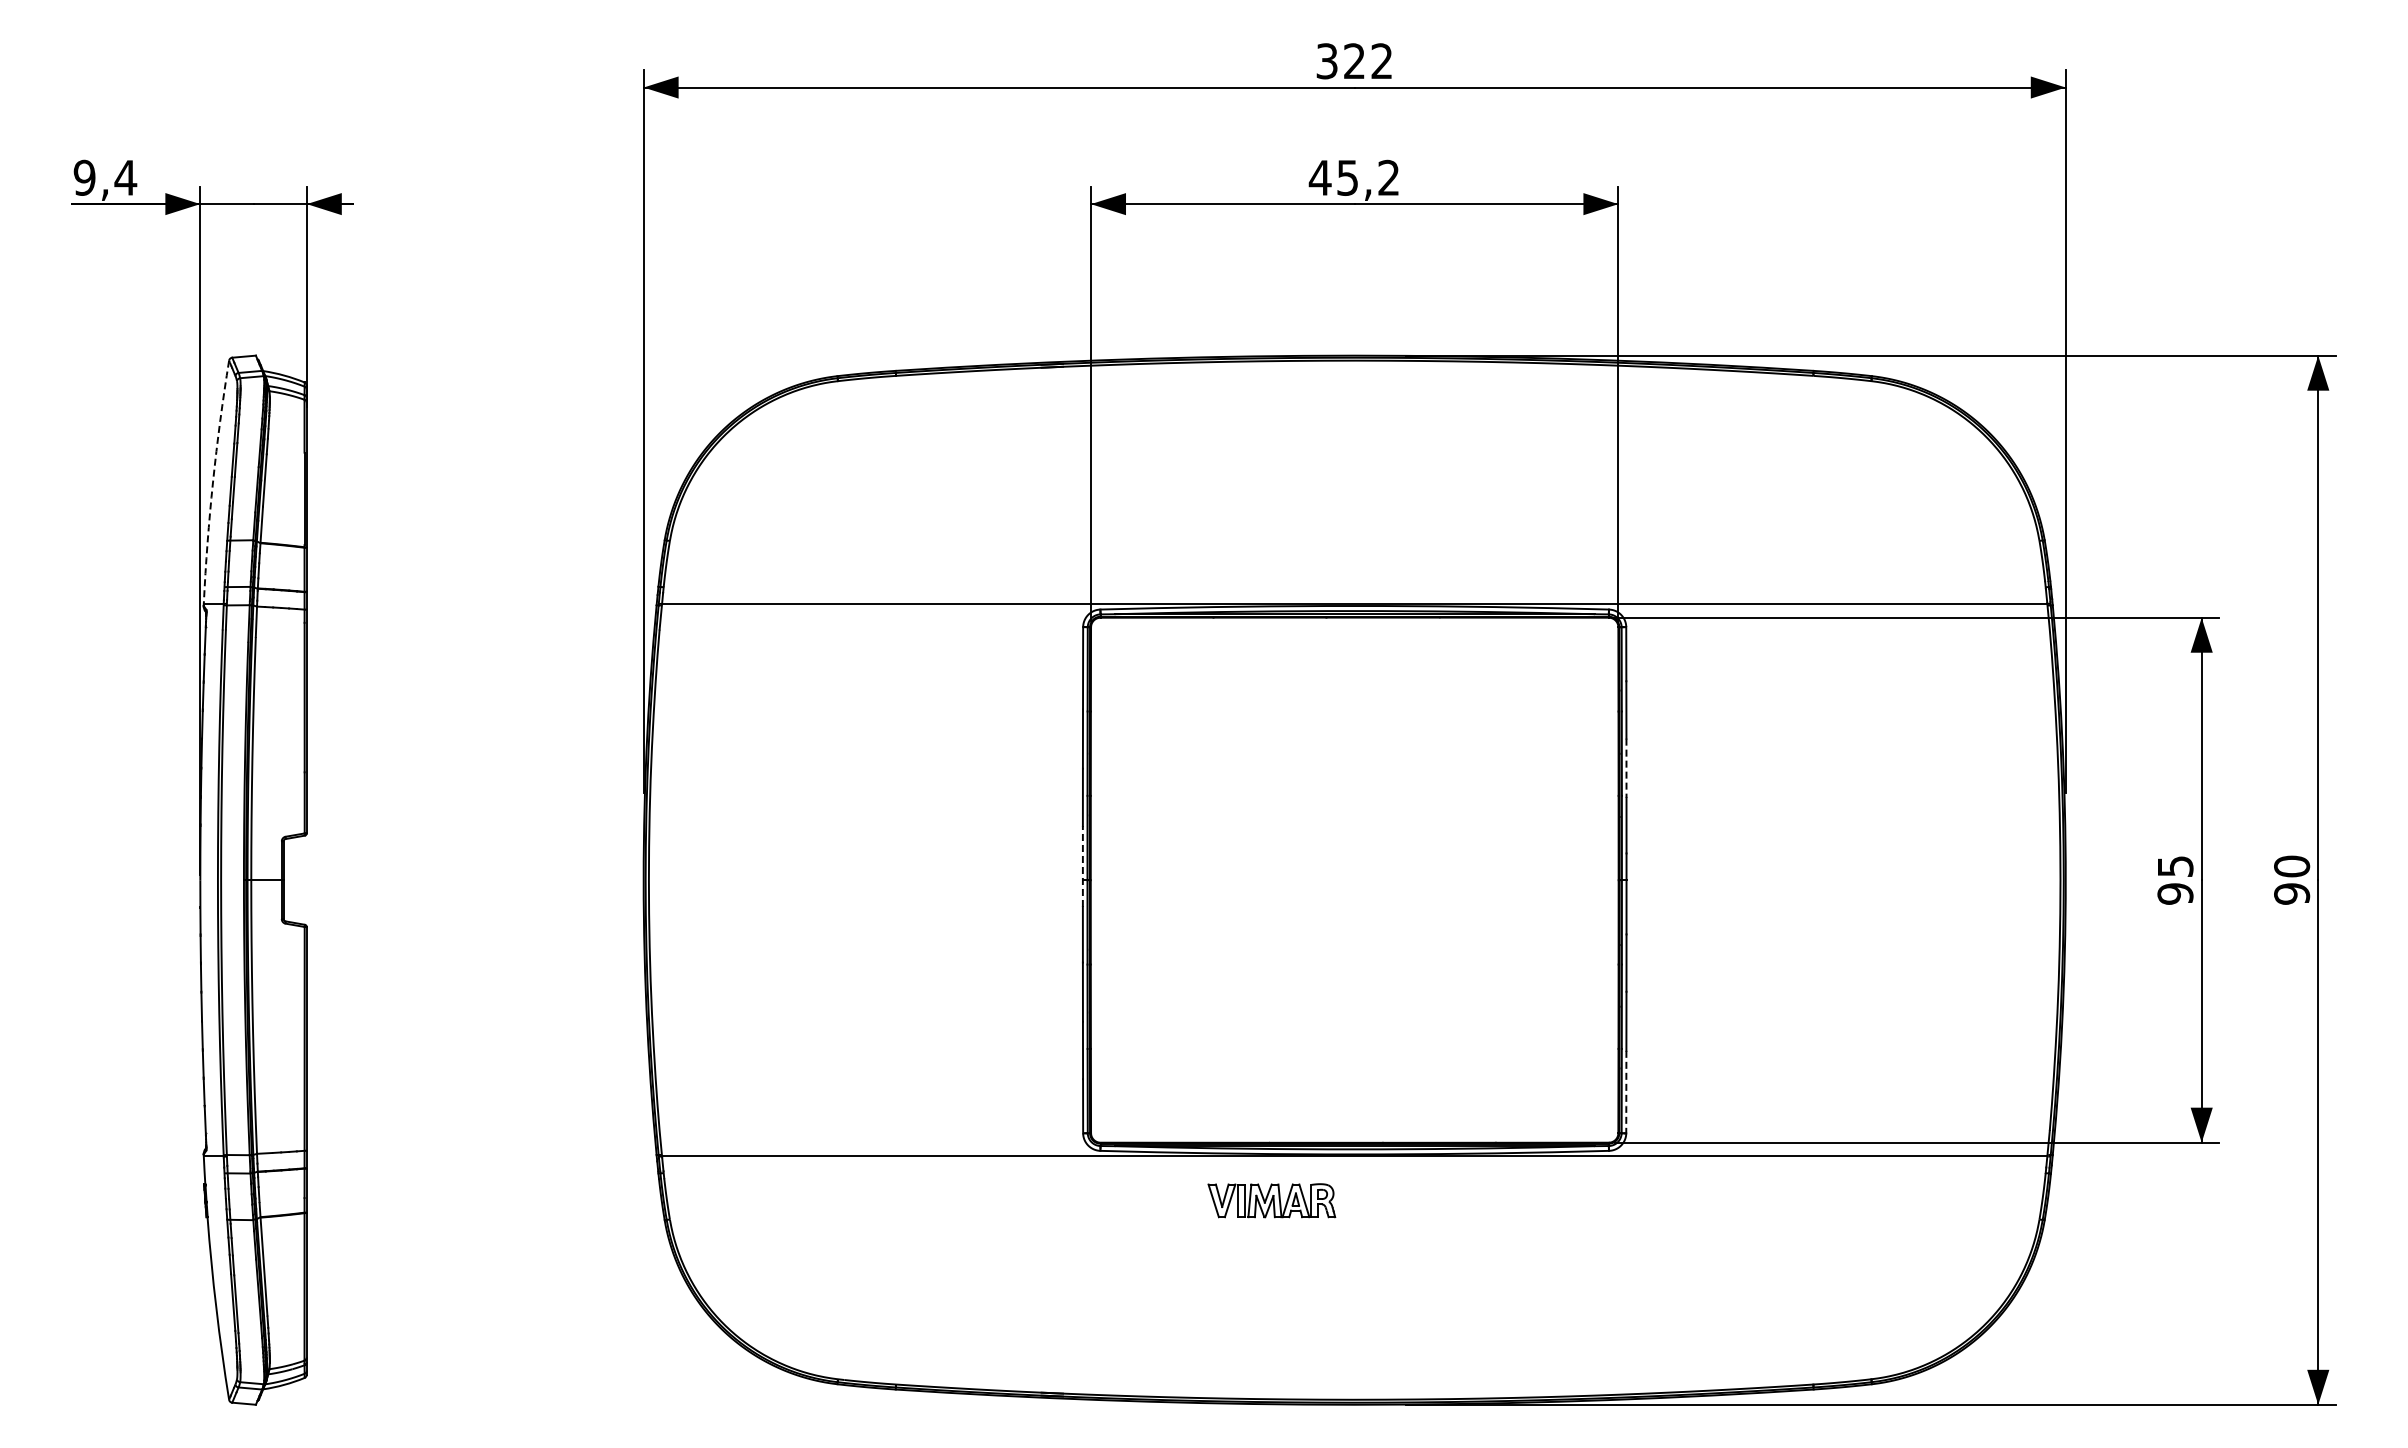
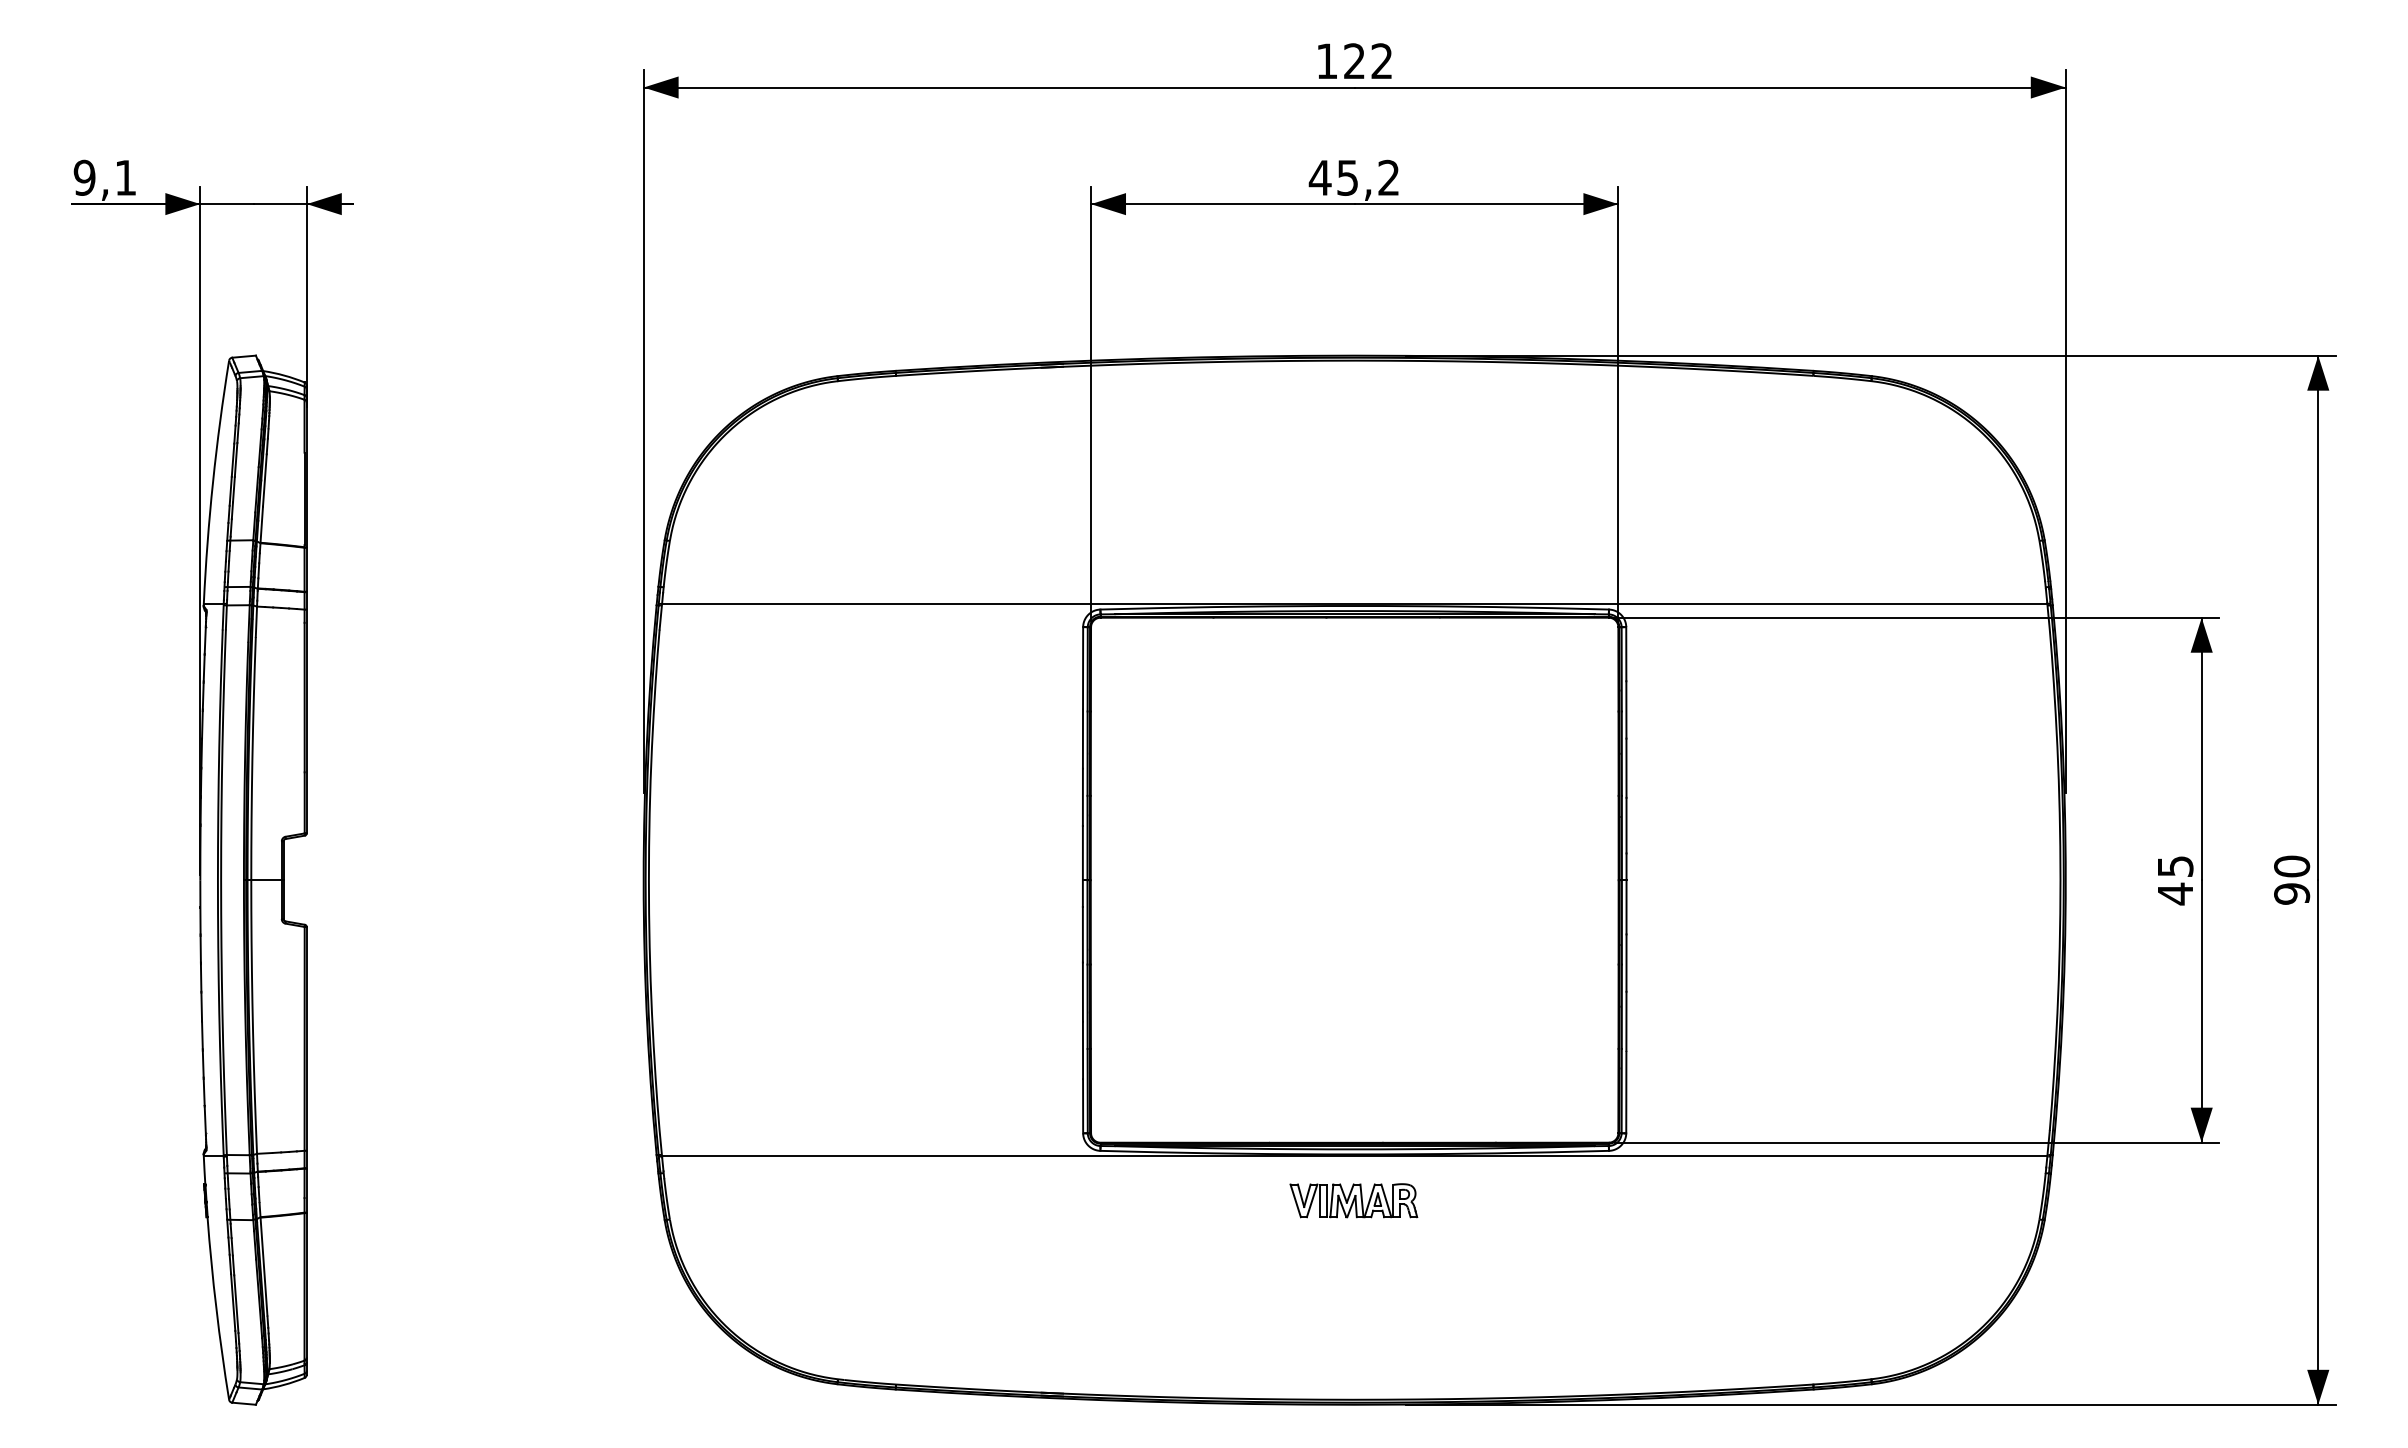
text: 322 -> 122 (1326, 61)
text: 9,4 -> 9,1 (125, 177)
arc: dashed -> solid (213, 481)
line: dashed -> solid (1626, 768)
line: dashed -> solid (1082, 865)
text: 95 -> 45 (2175, 893)
line: dashed -> solid (1626, 1092)
part position: (1271, 1200) -> (1353, 1200) (1353, 1200)
